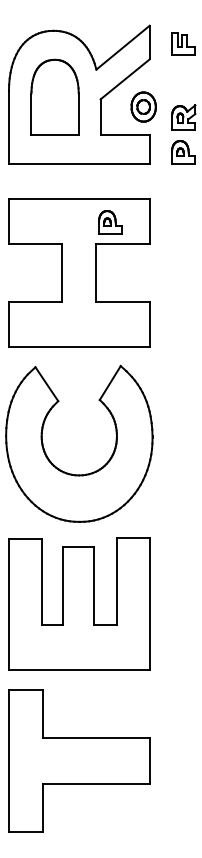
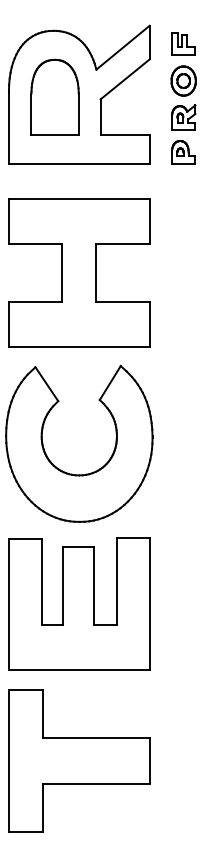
part position: (143, 106) -> (183, 80) (183, 80)
part: present -> none (110, 222)
